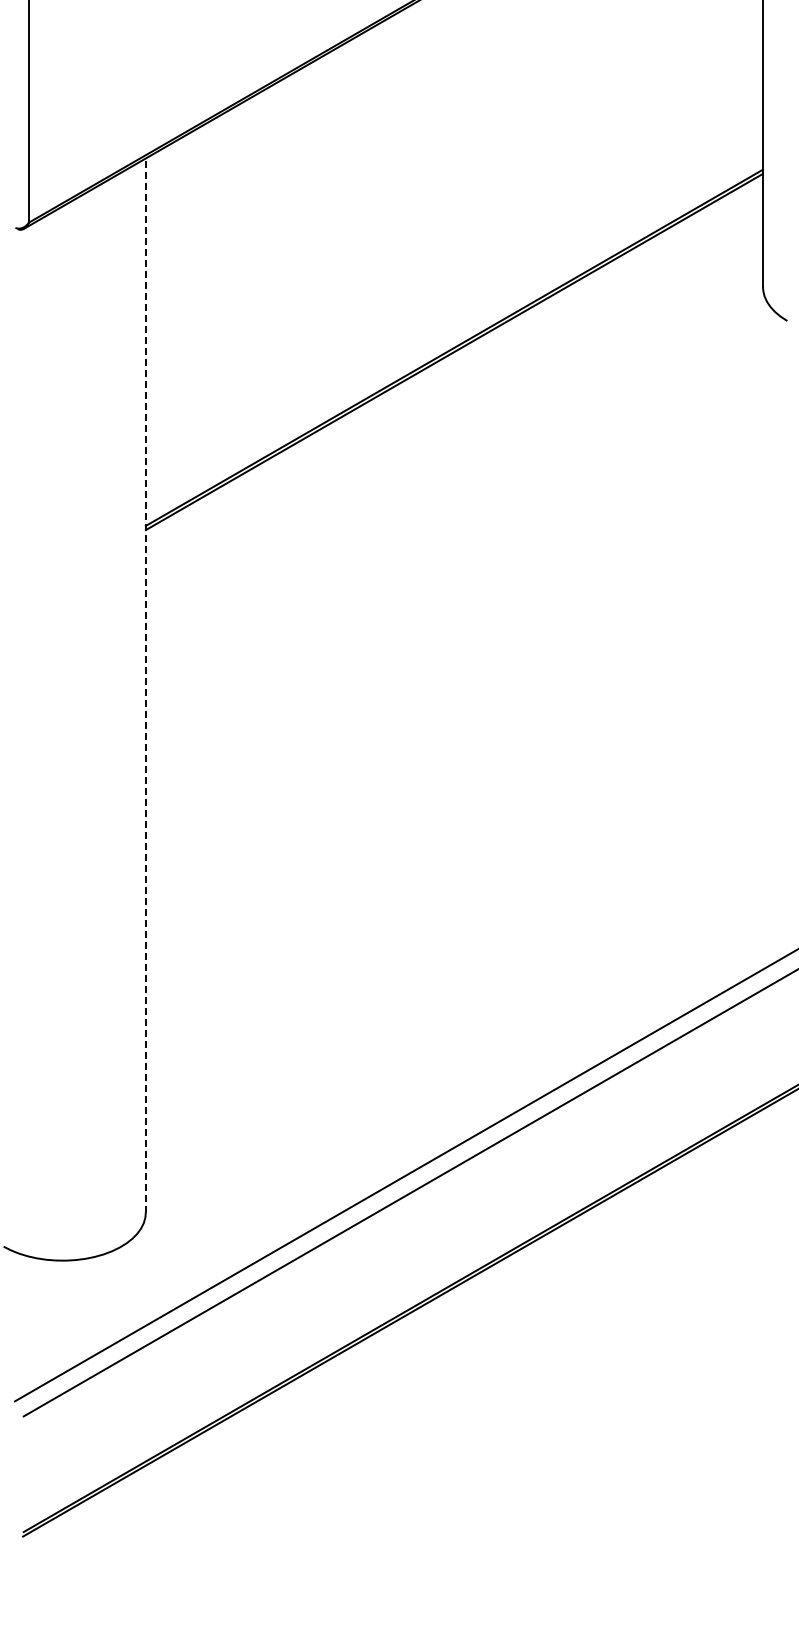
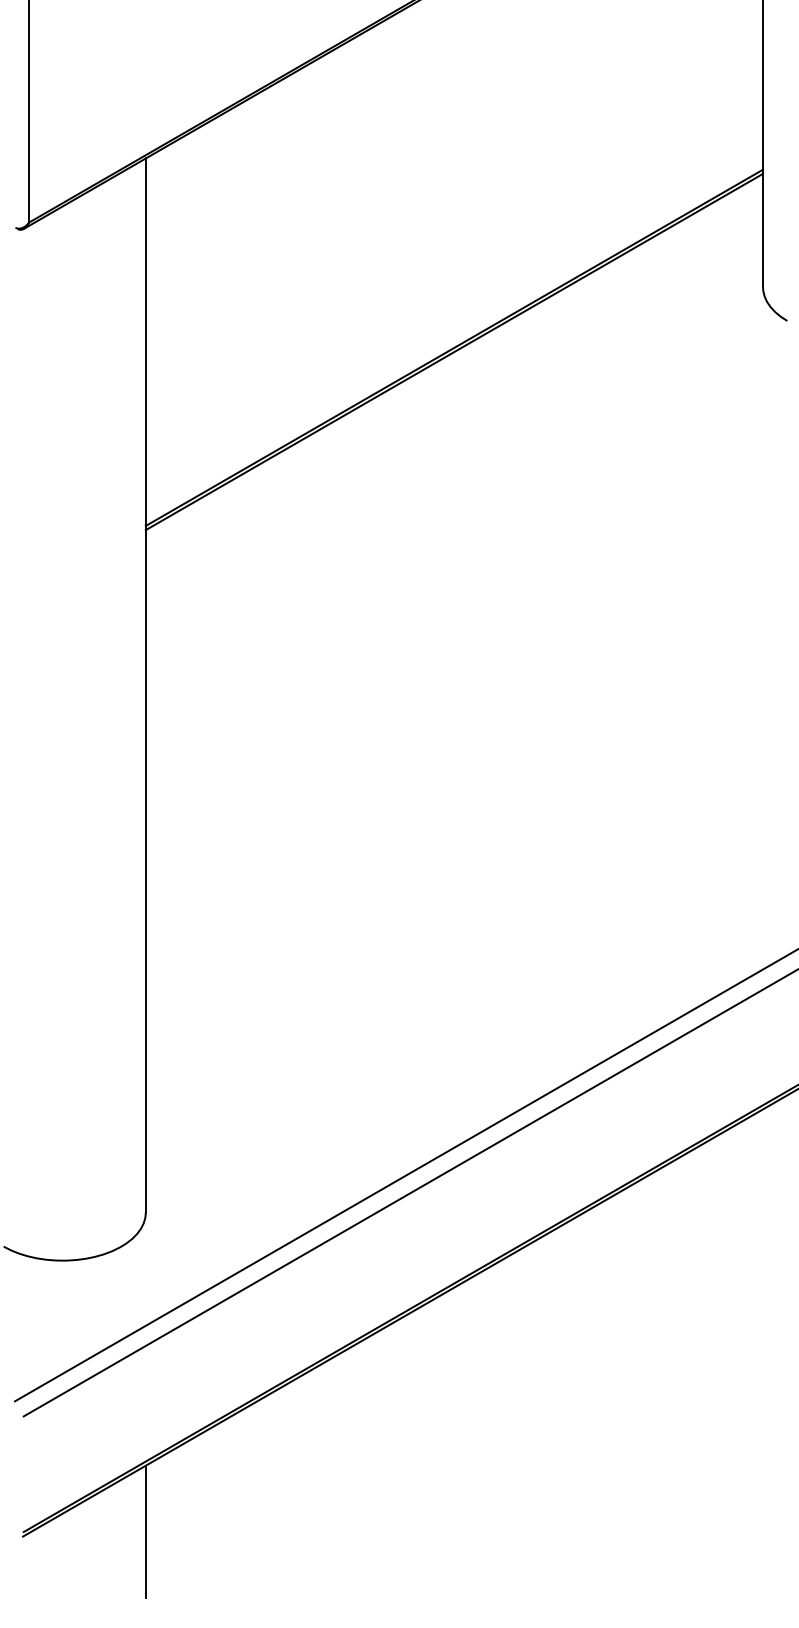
line: dashed -> solid (145, 685)
line: none -> present (145, 1531)
